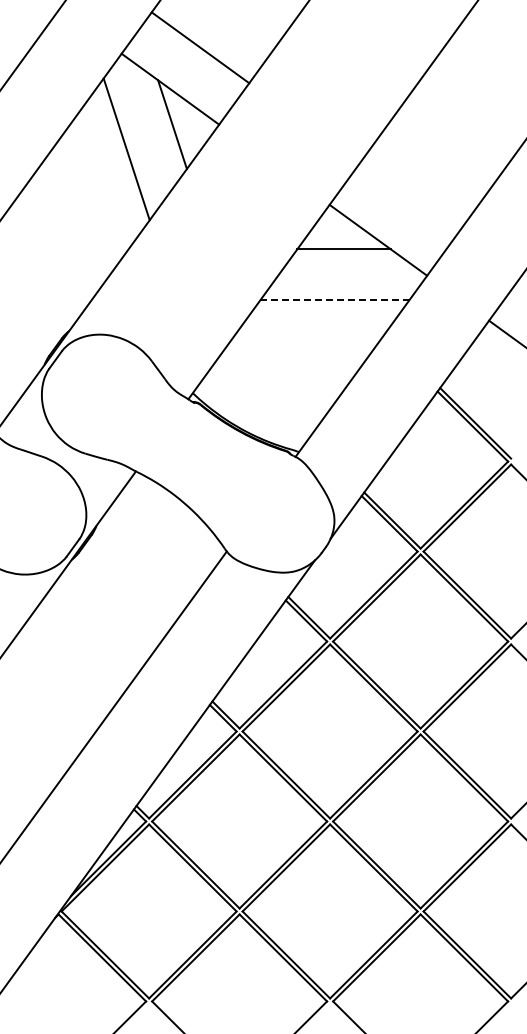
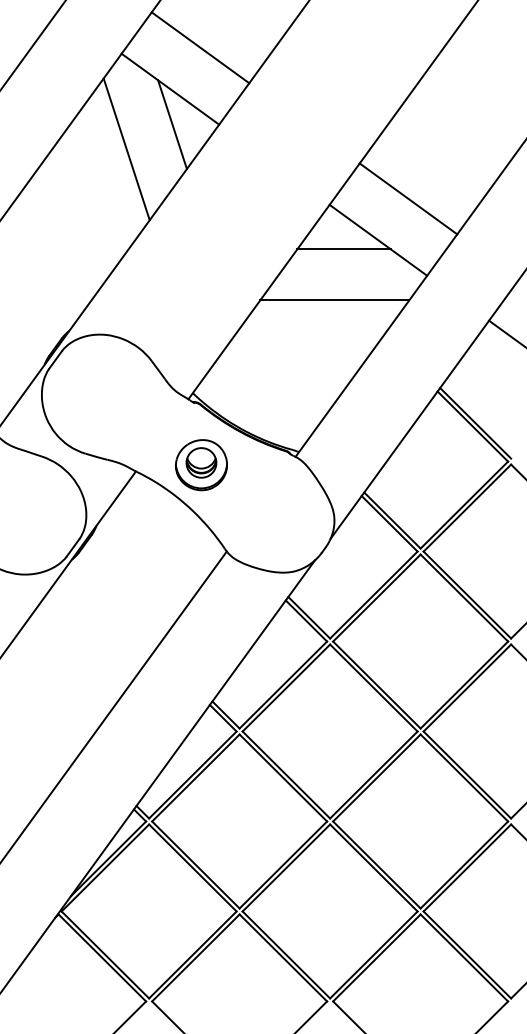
line: none -> present (408, 198)
line: dashed -> solid (334, 300)
part: none -> present (201, 465)
